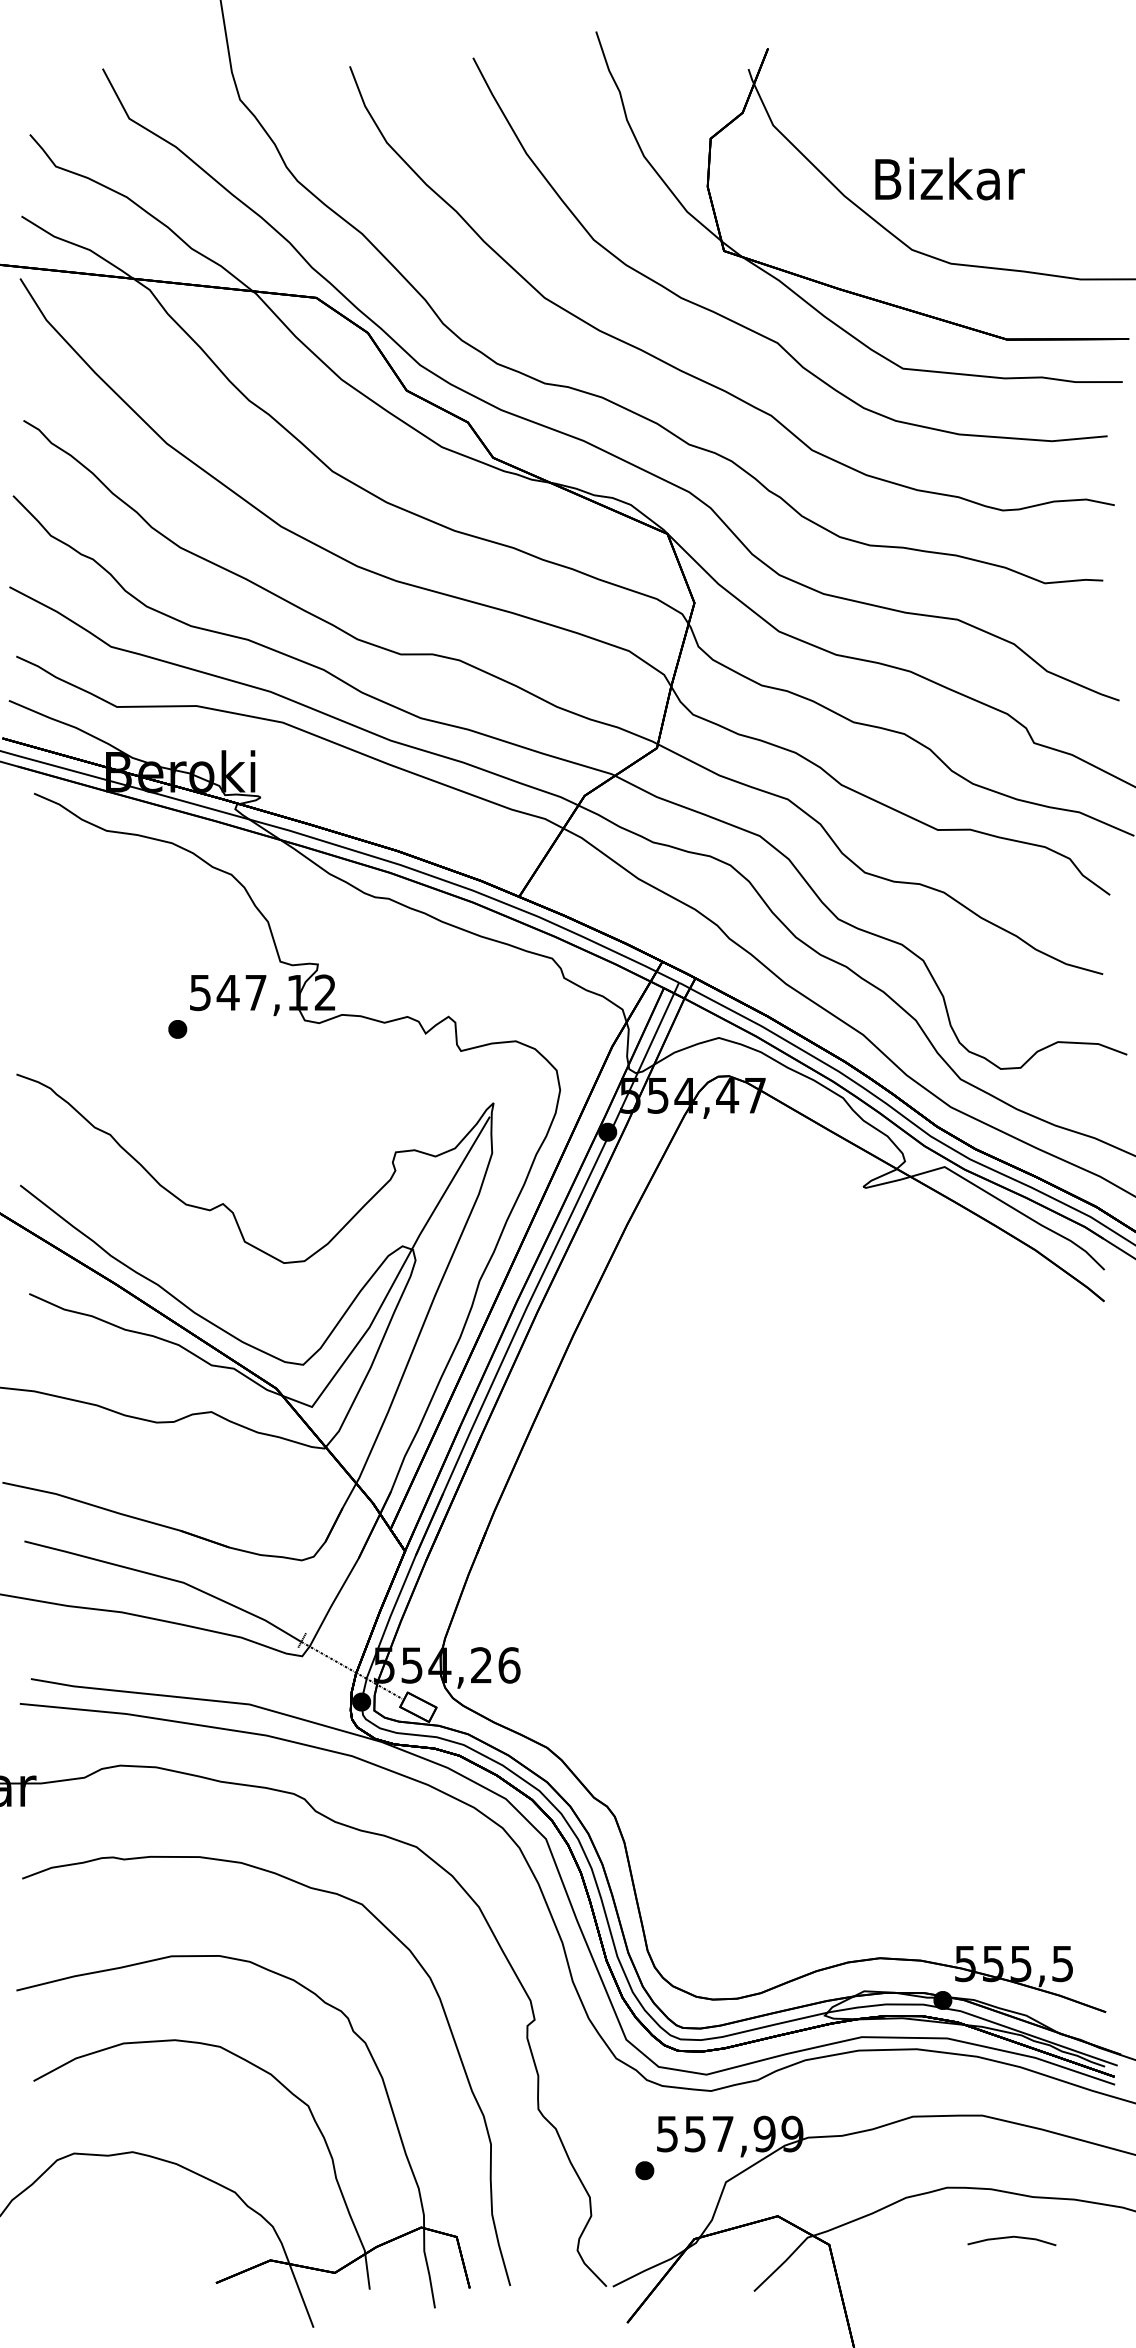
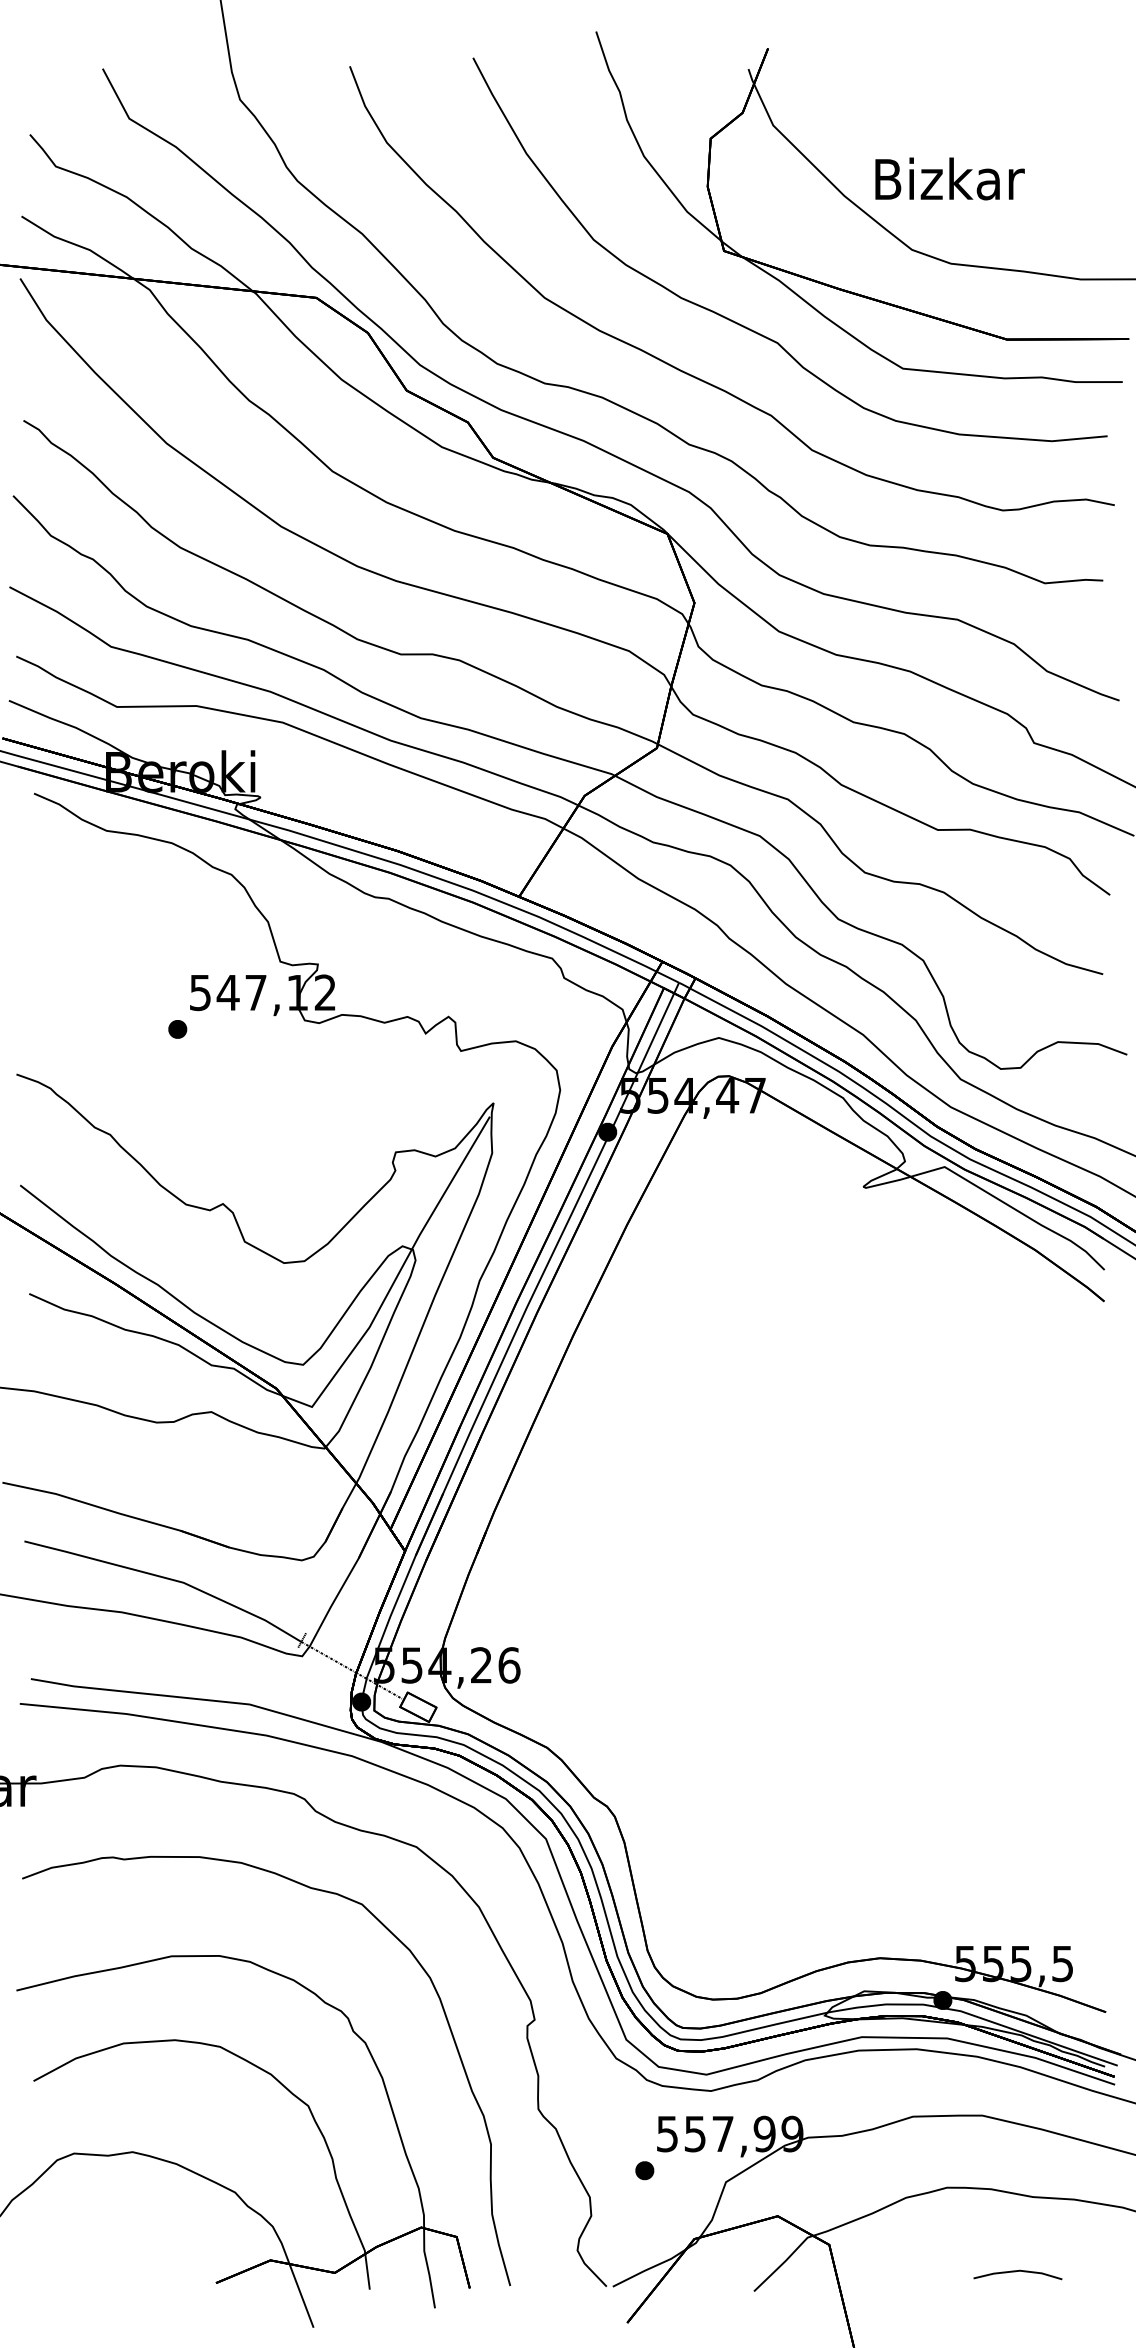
line position: (1009, 2238) -> (1015, 2272) (1015, 2272)
